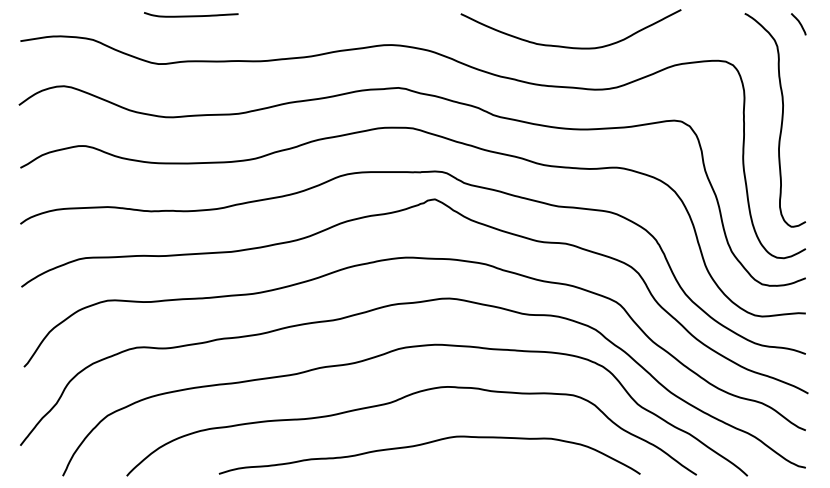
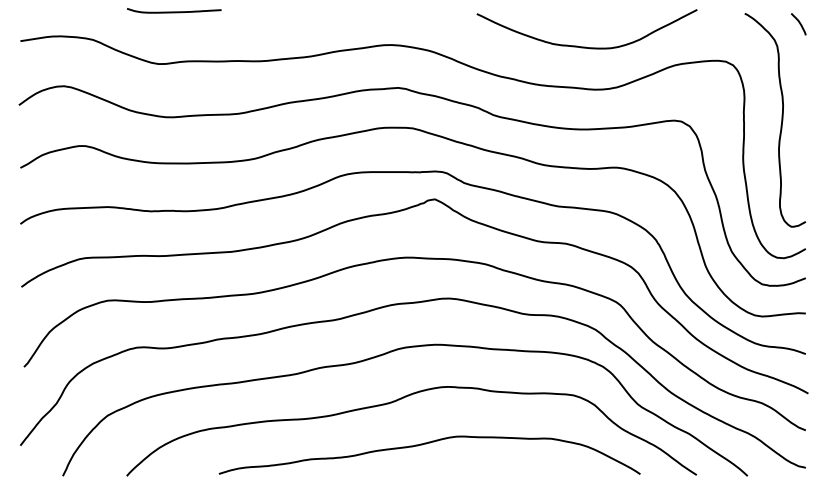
curve position: (191, 15) -> (174, 11) (174, 11)
curve position: (569, 46) -> (585, 46) (585, 46)
